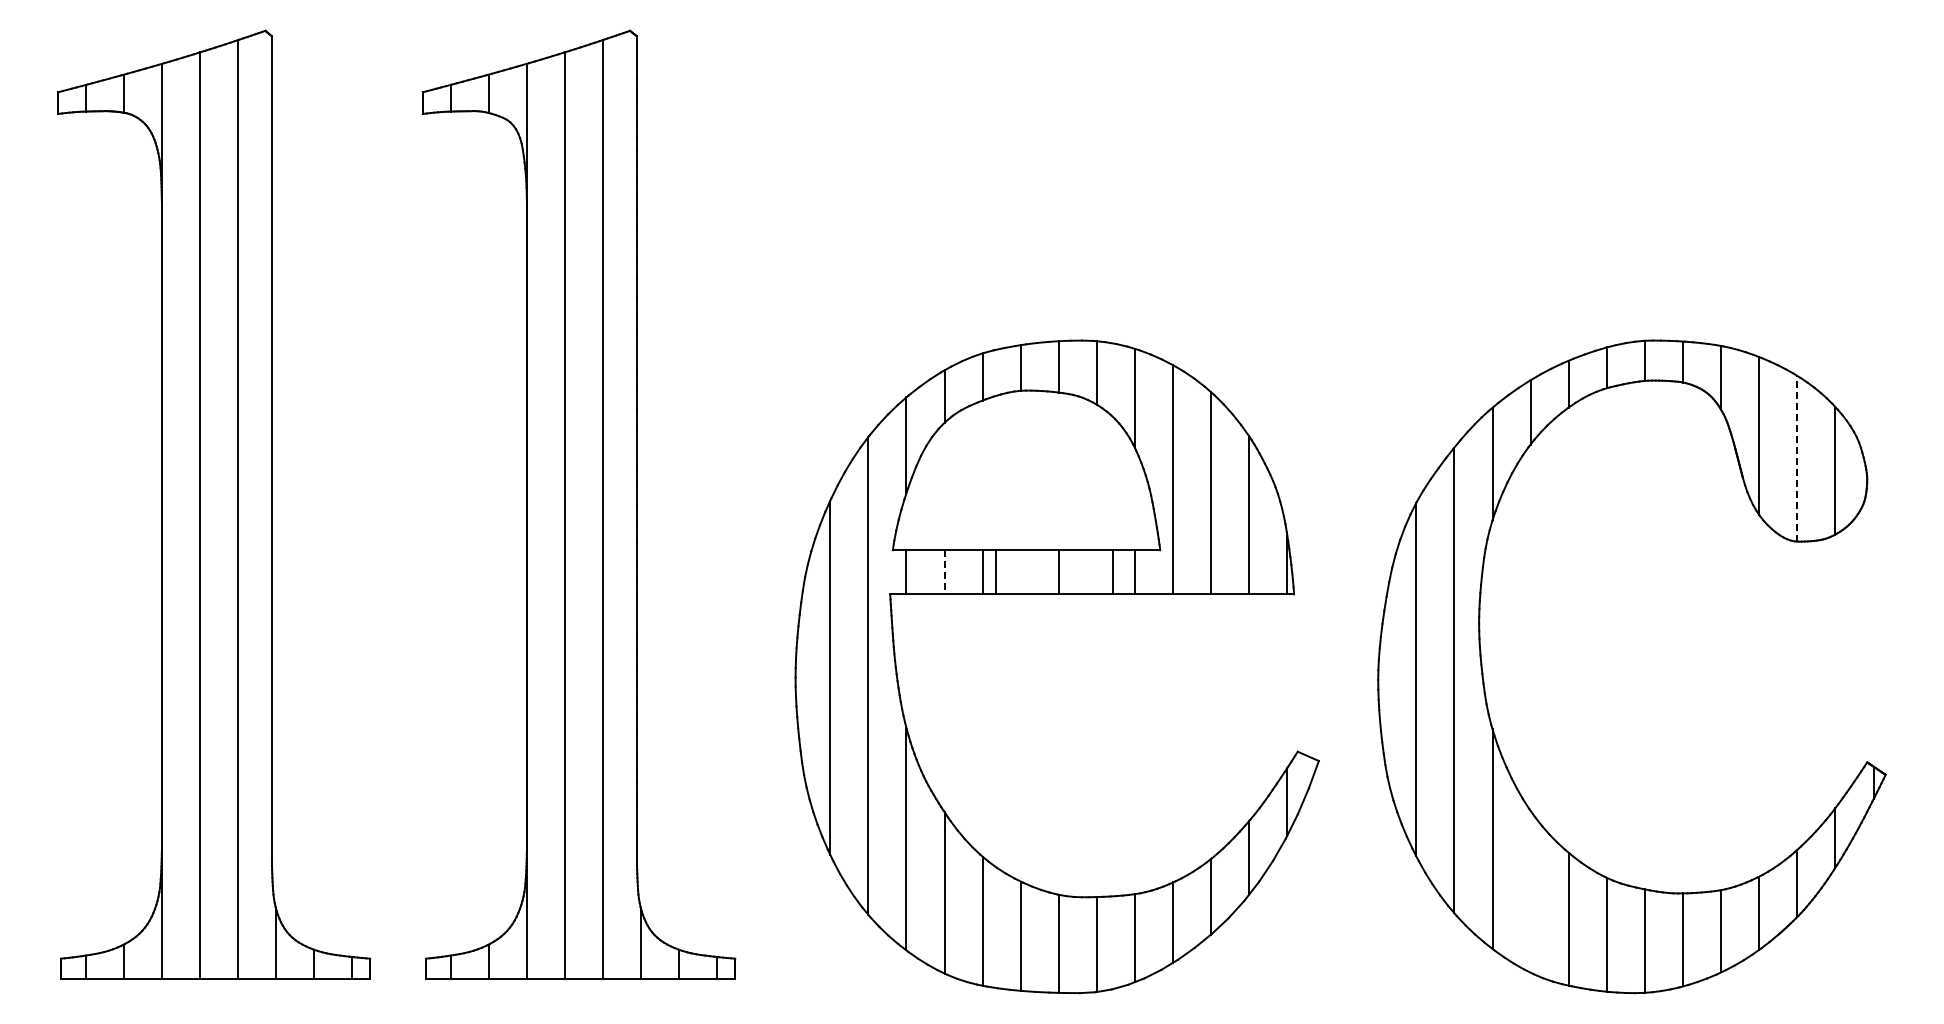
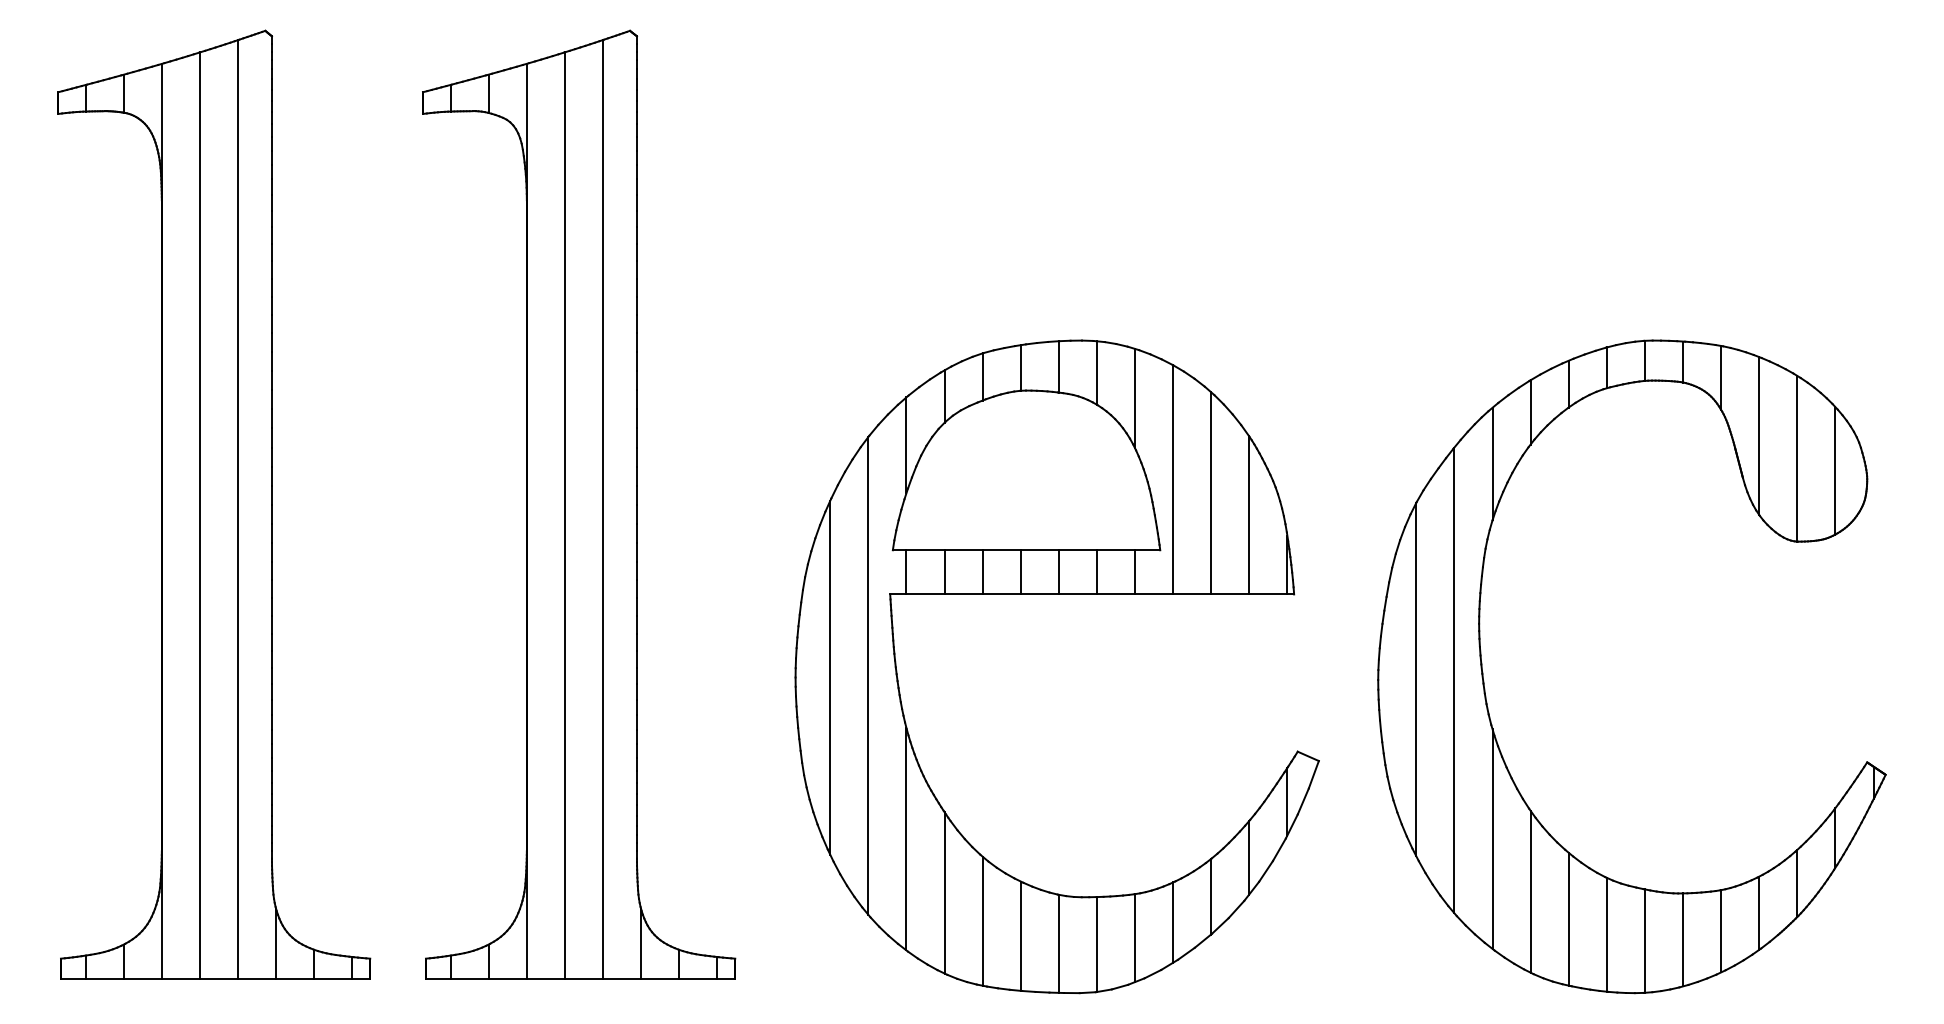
line: dashed -> solid (1797, 458)
line: dashed -> solid (944, 572)
line position: (995, 572) -> (1020, 572) (1020, 572)
line position: (1112, 572) -> (1096, 572) (1096, 572)
line: none -> present (1530, 891)
